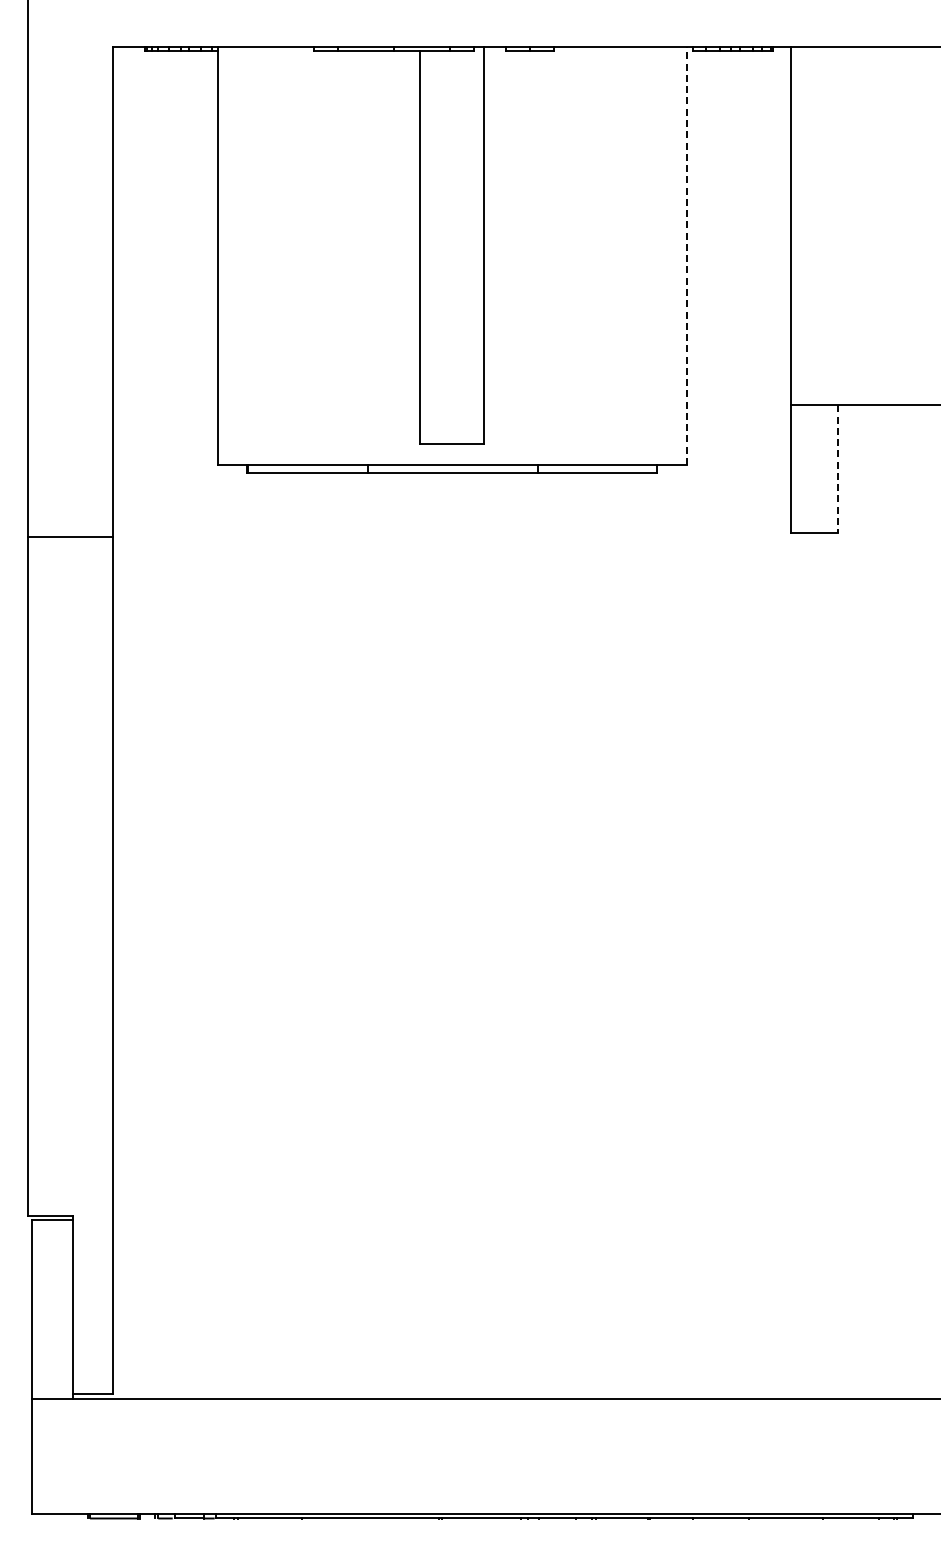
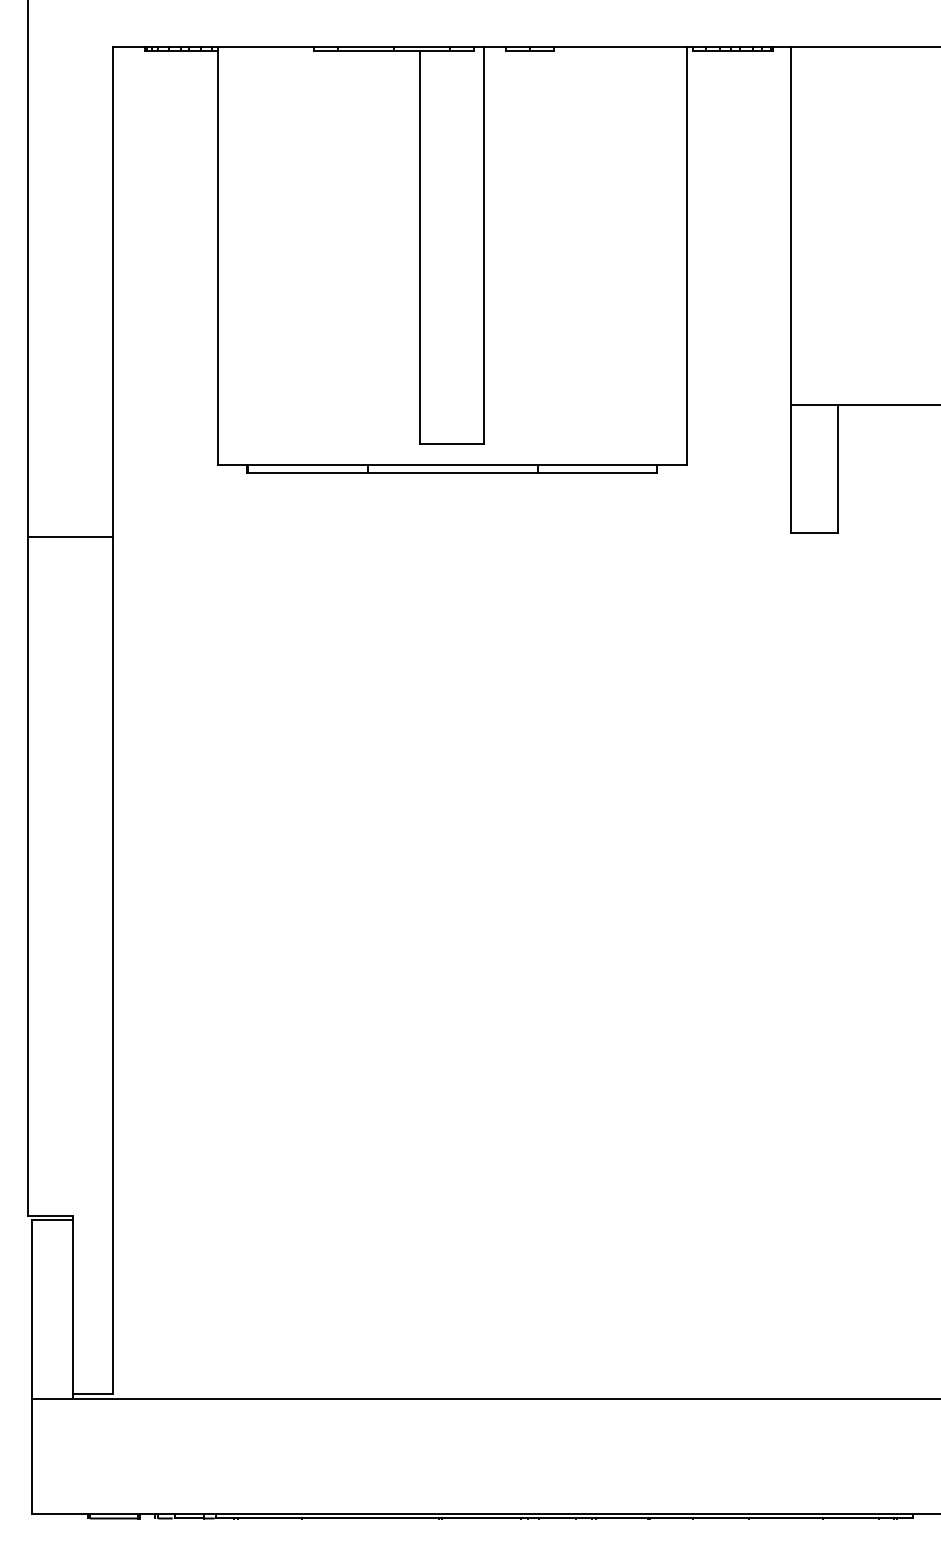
line: dashed -> solid (686, 255)
line: dashed -> solid (838, 469)
